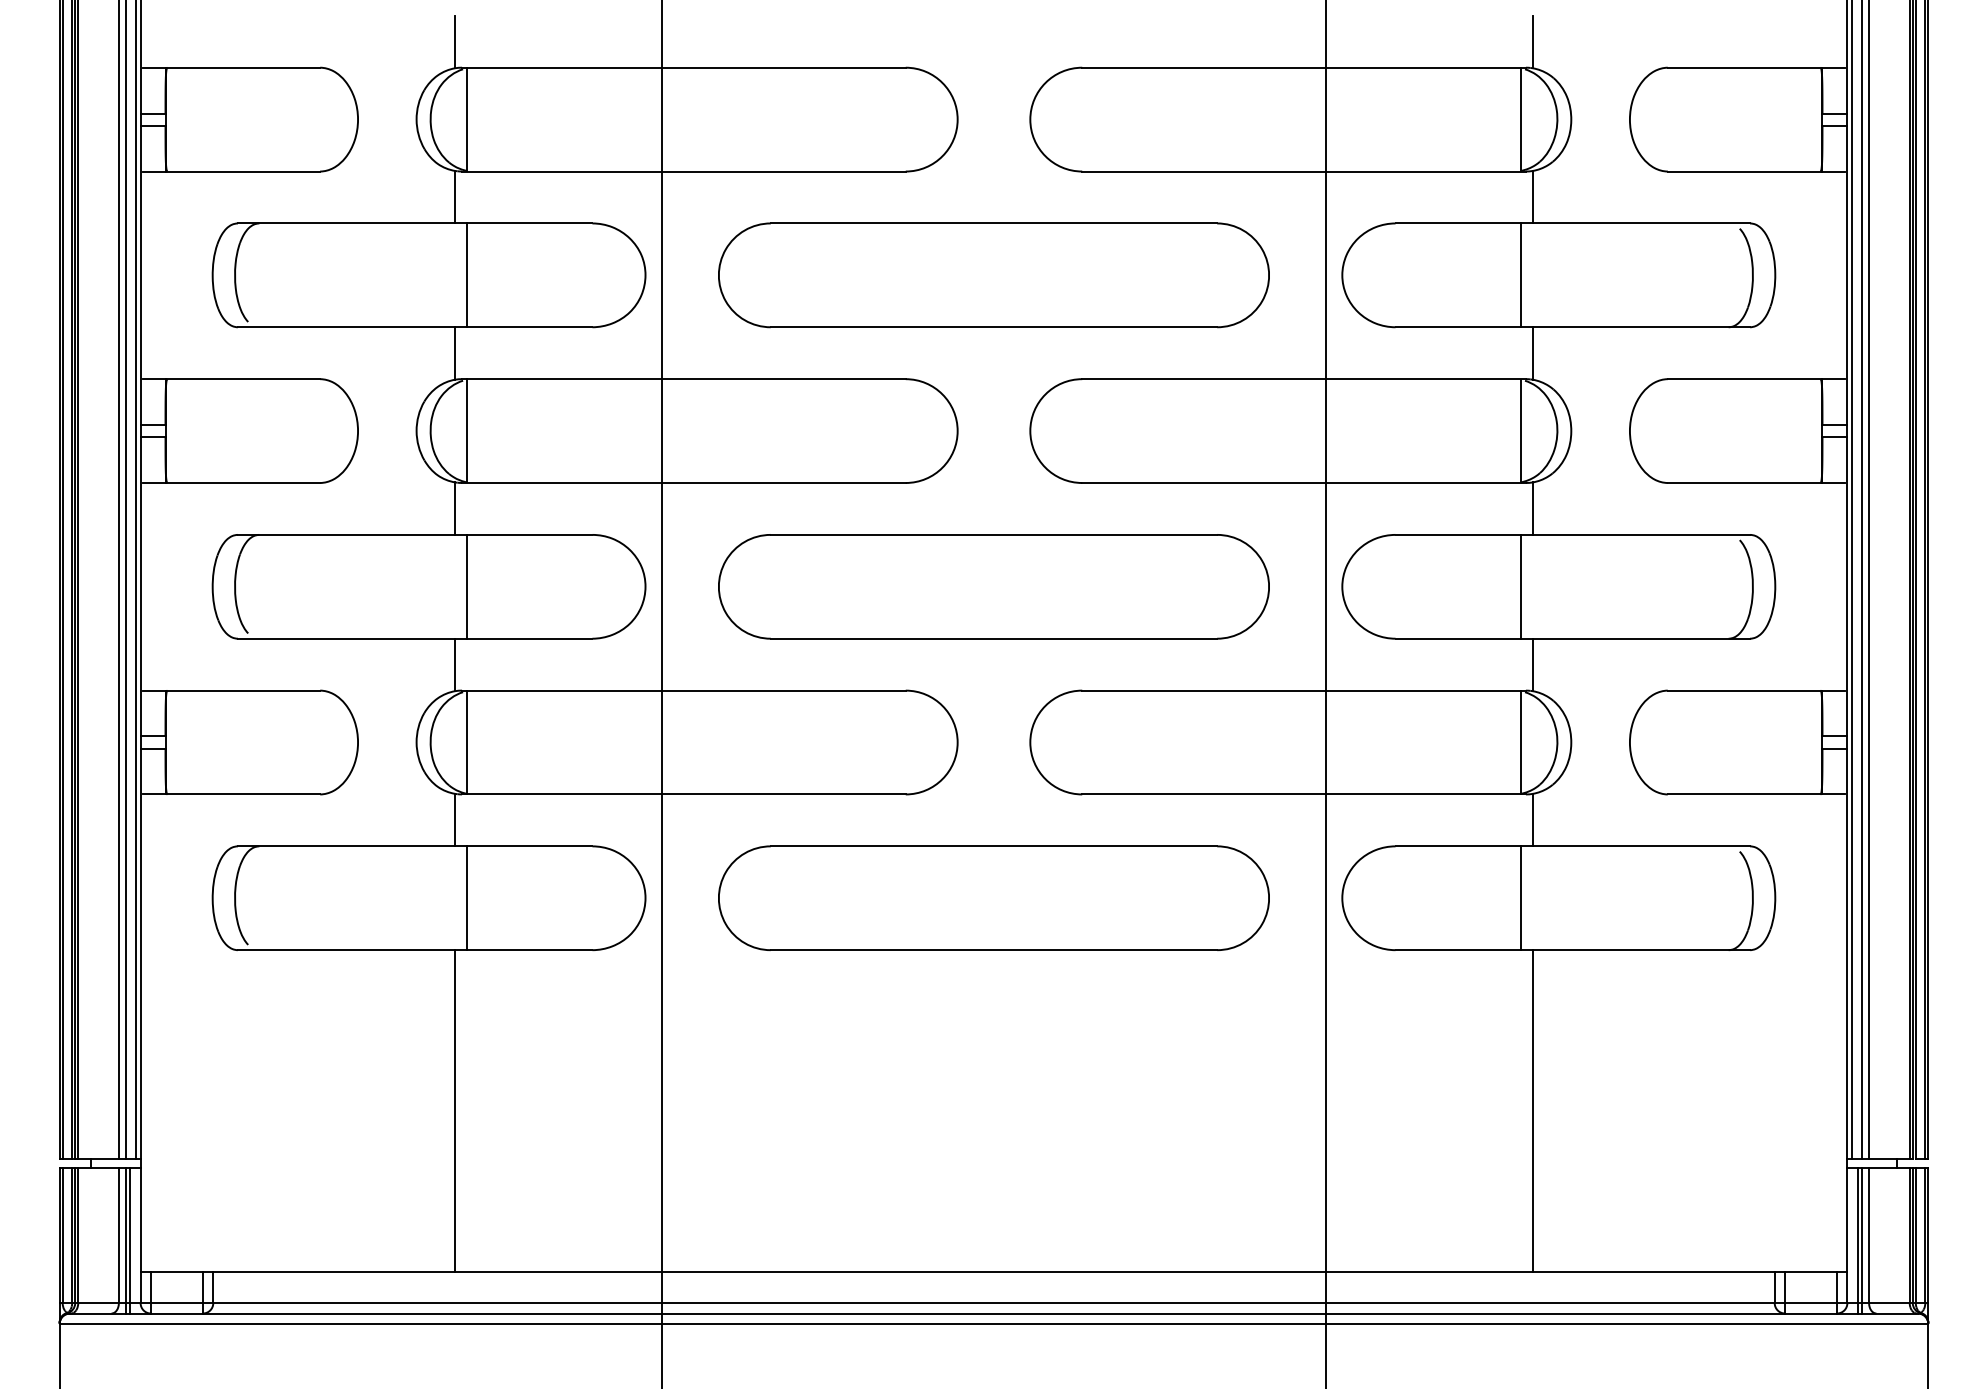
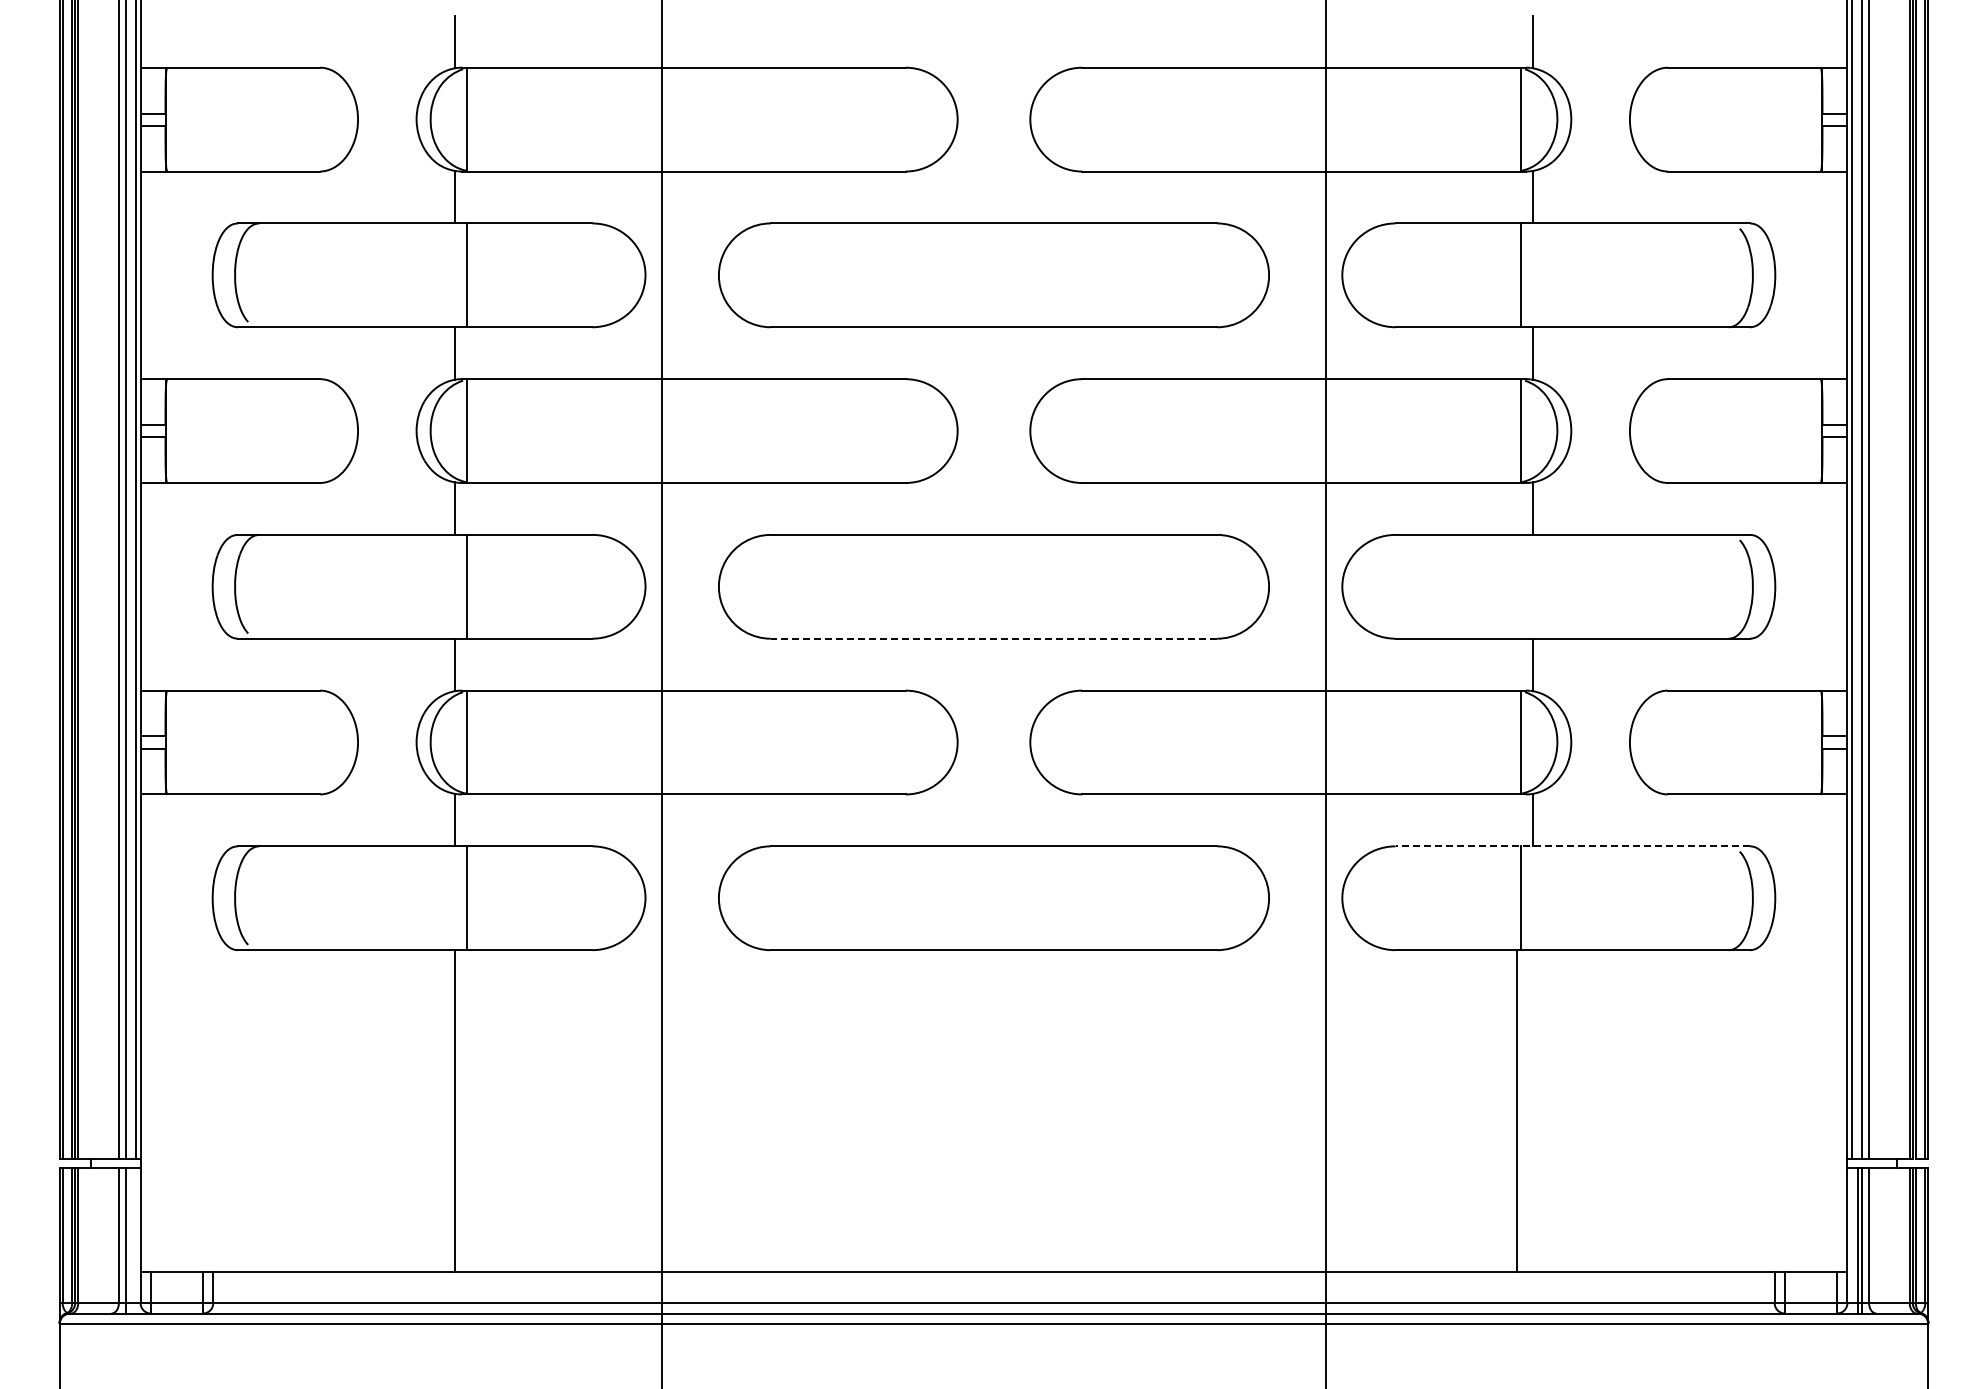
line: present -> none (1520, 586)
line: solid -> dashed (993, 638)
line: solid -> dashed (1572, 846)
line position: (1532, 1111) -> (1516, 1111) (1516, 1111)
line: present -> none (130, 1240)
